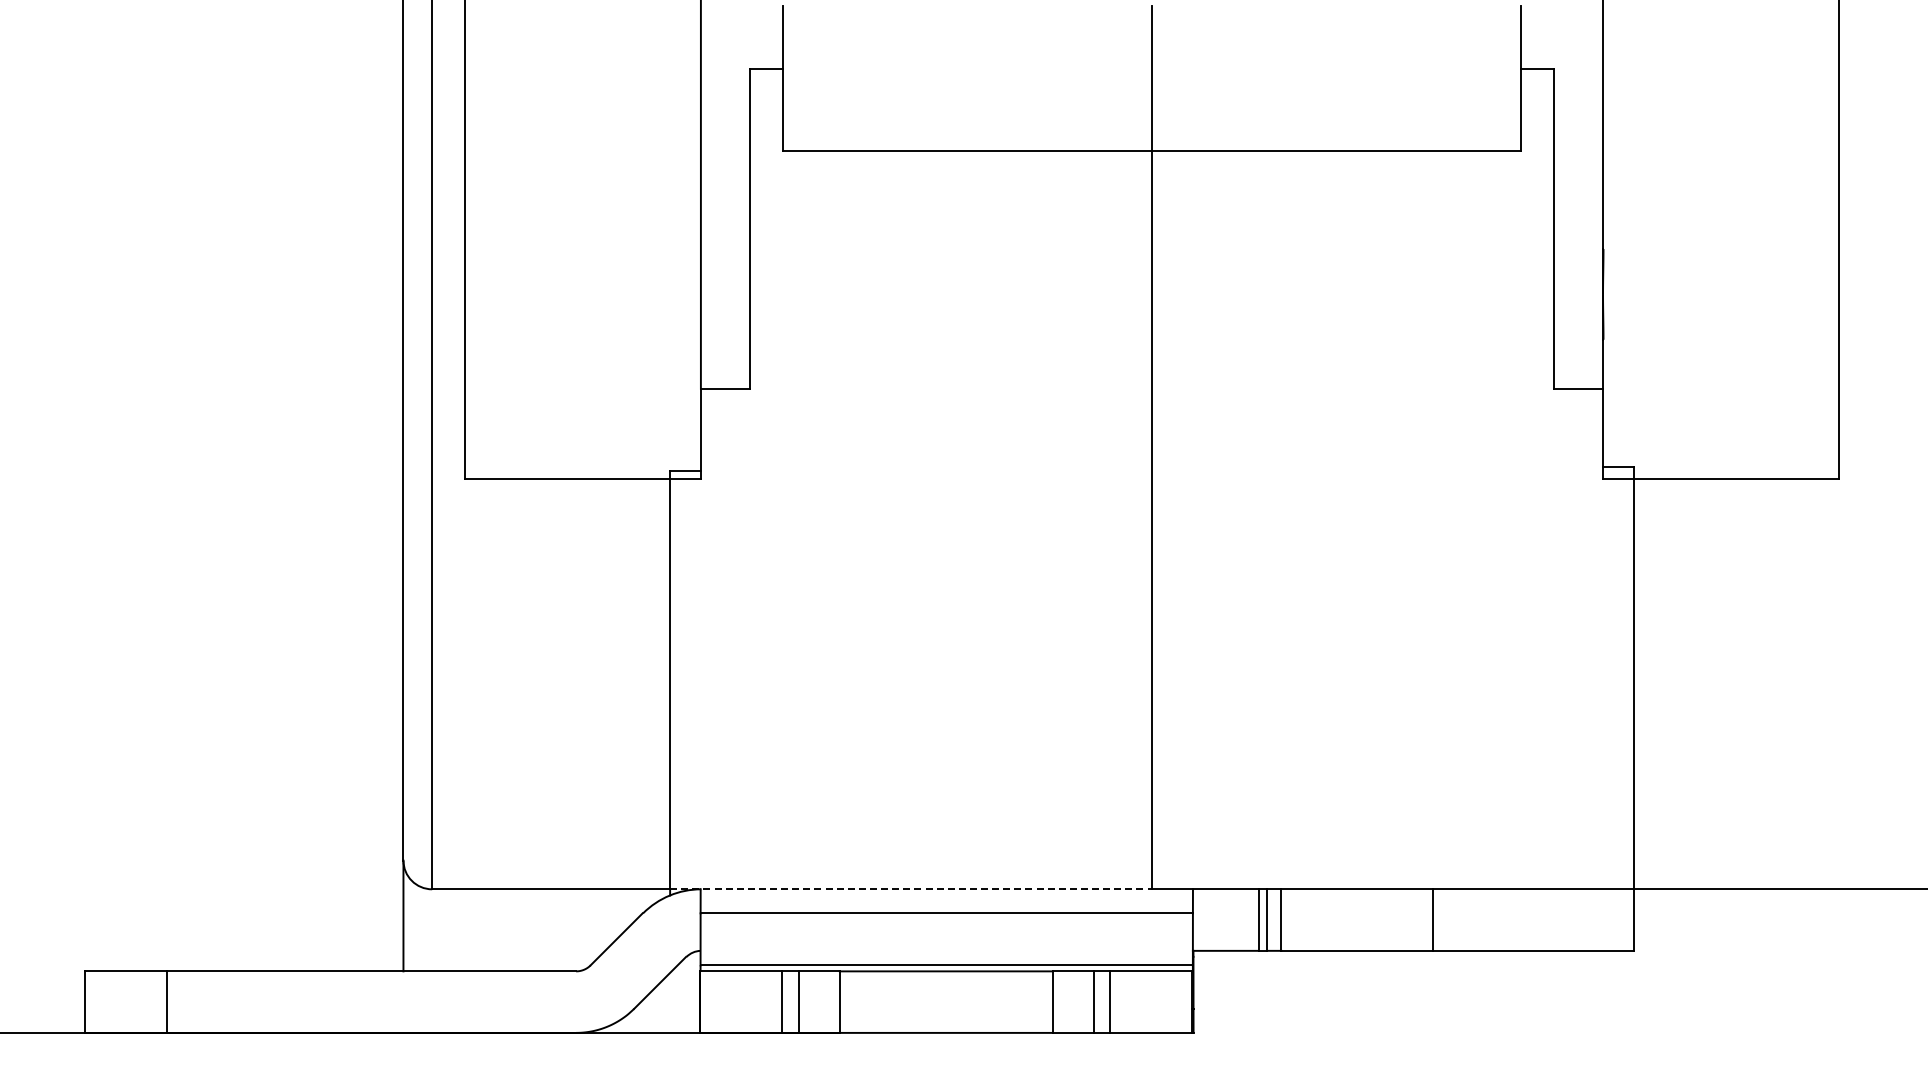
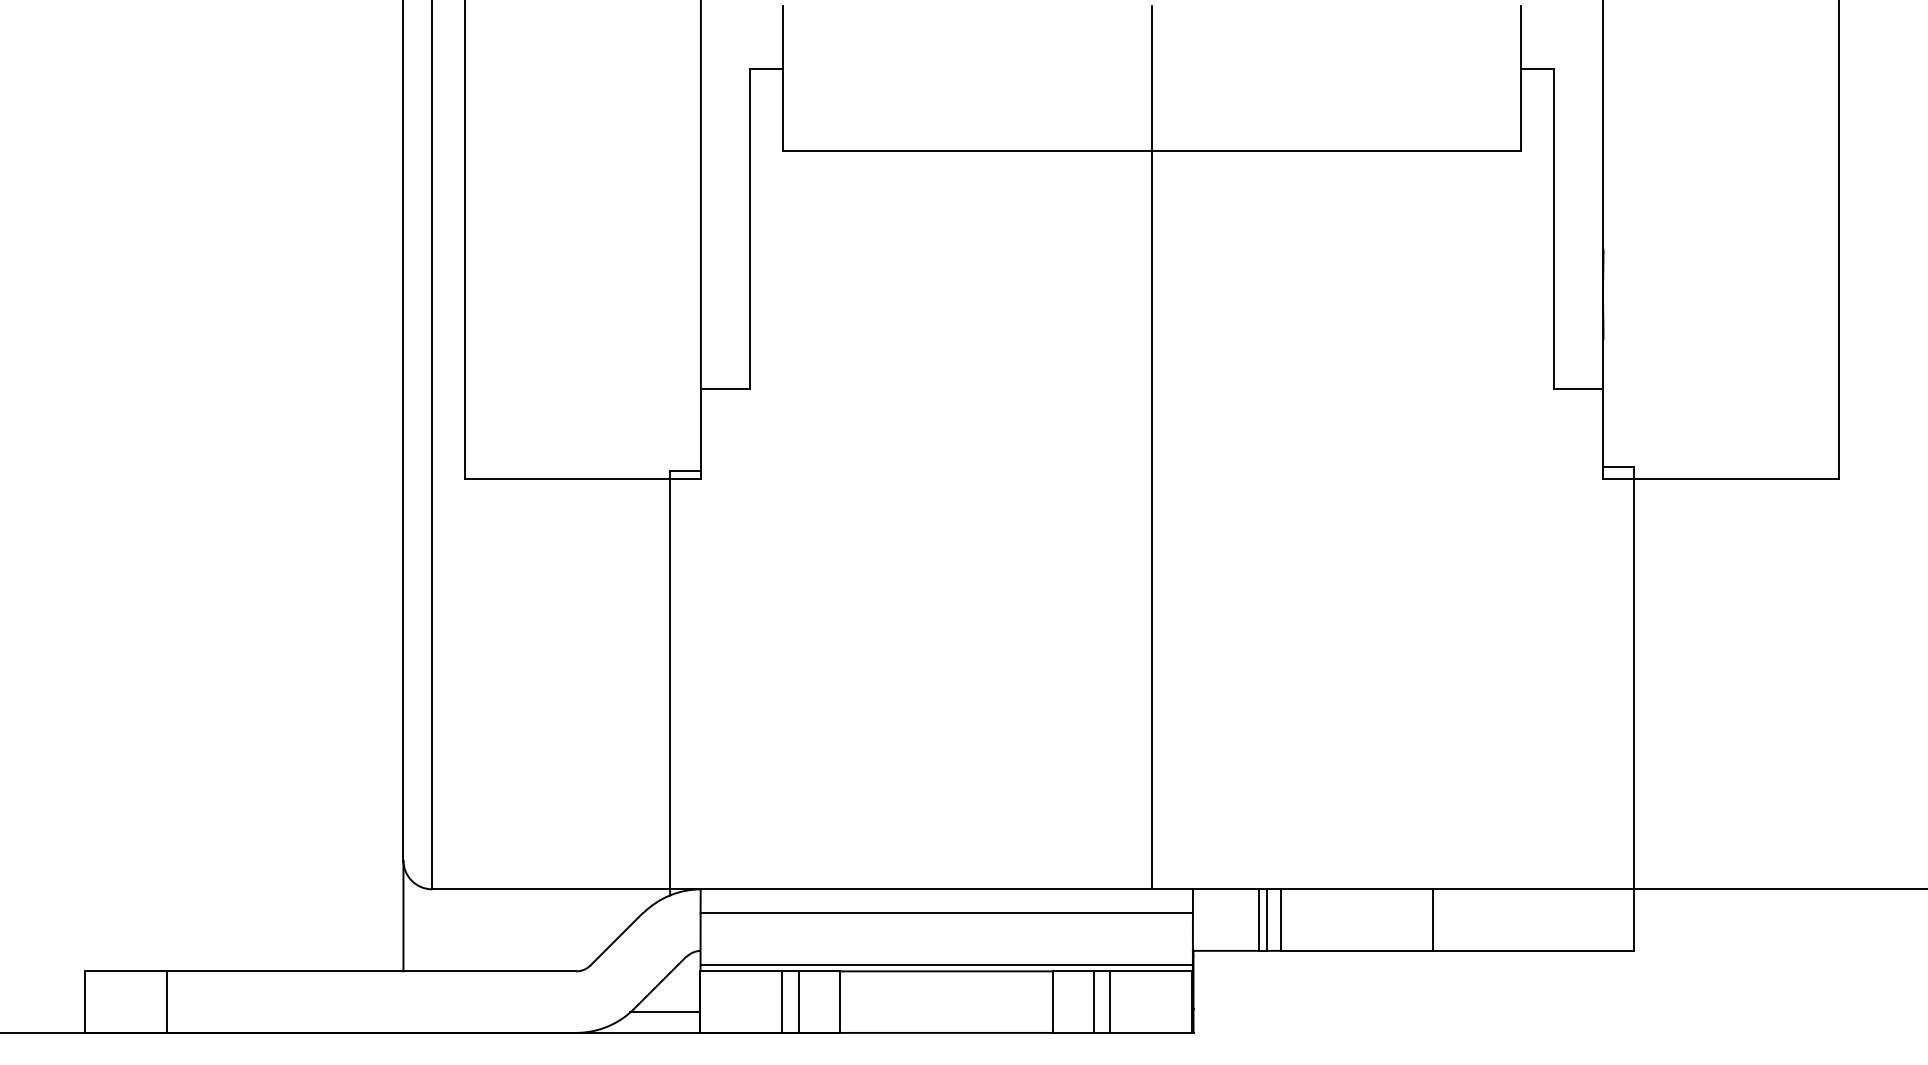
line: dashed -> solid (911, 889)
line: none -> present (665, 1012)
